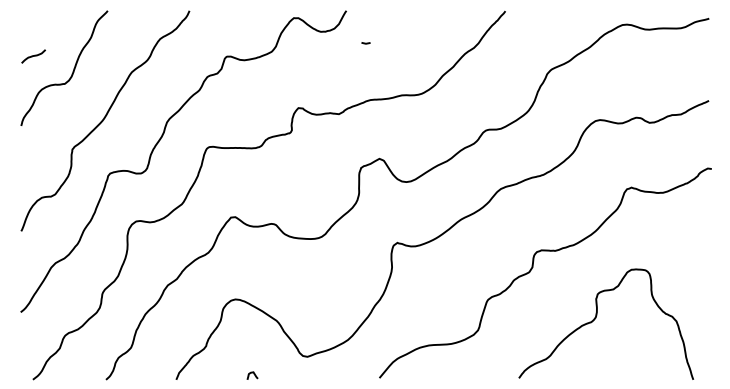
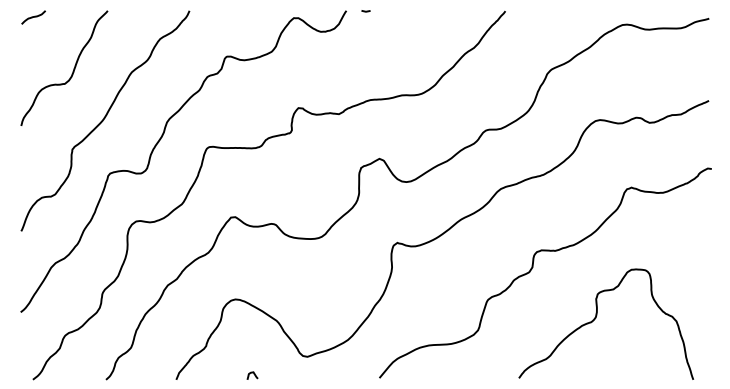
line position: (365, 43) -> (365, 11) (365, 11)
curve position: (33, 56) -> (33, 17) (33, 17)
